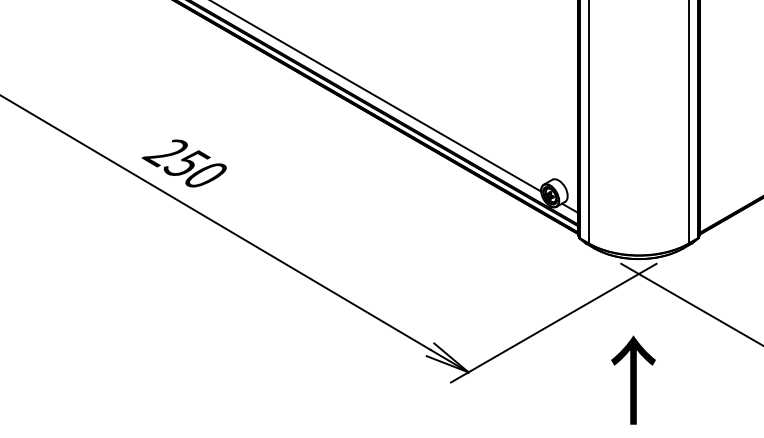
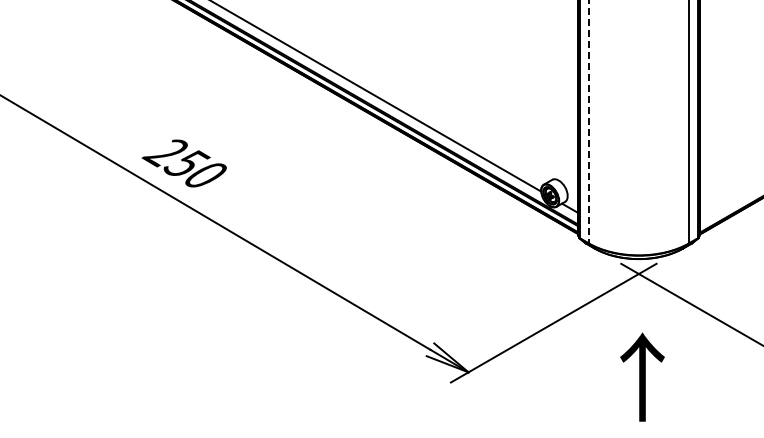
line: solid -> dashed (588, 122)
text position: (633, 379) -> (642, 376) (642, 376)
